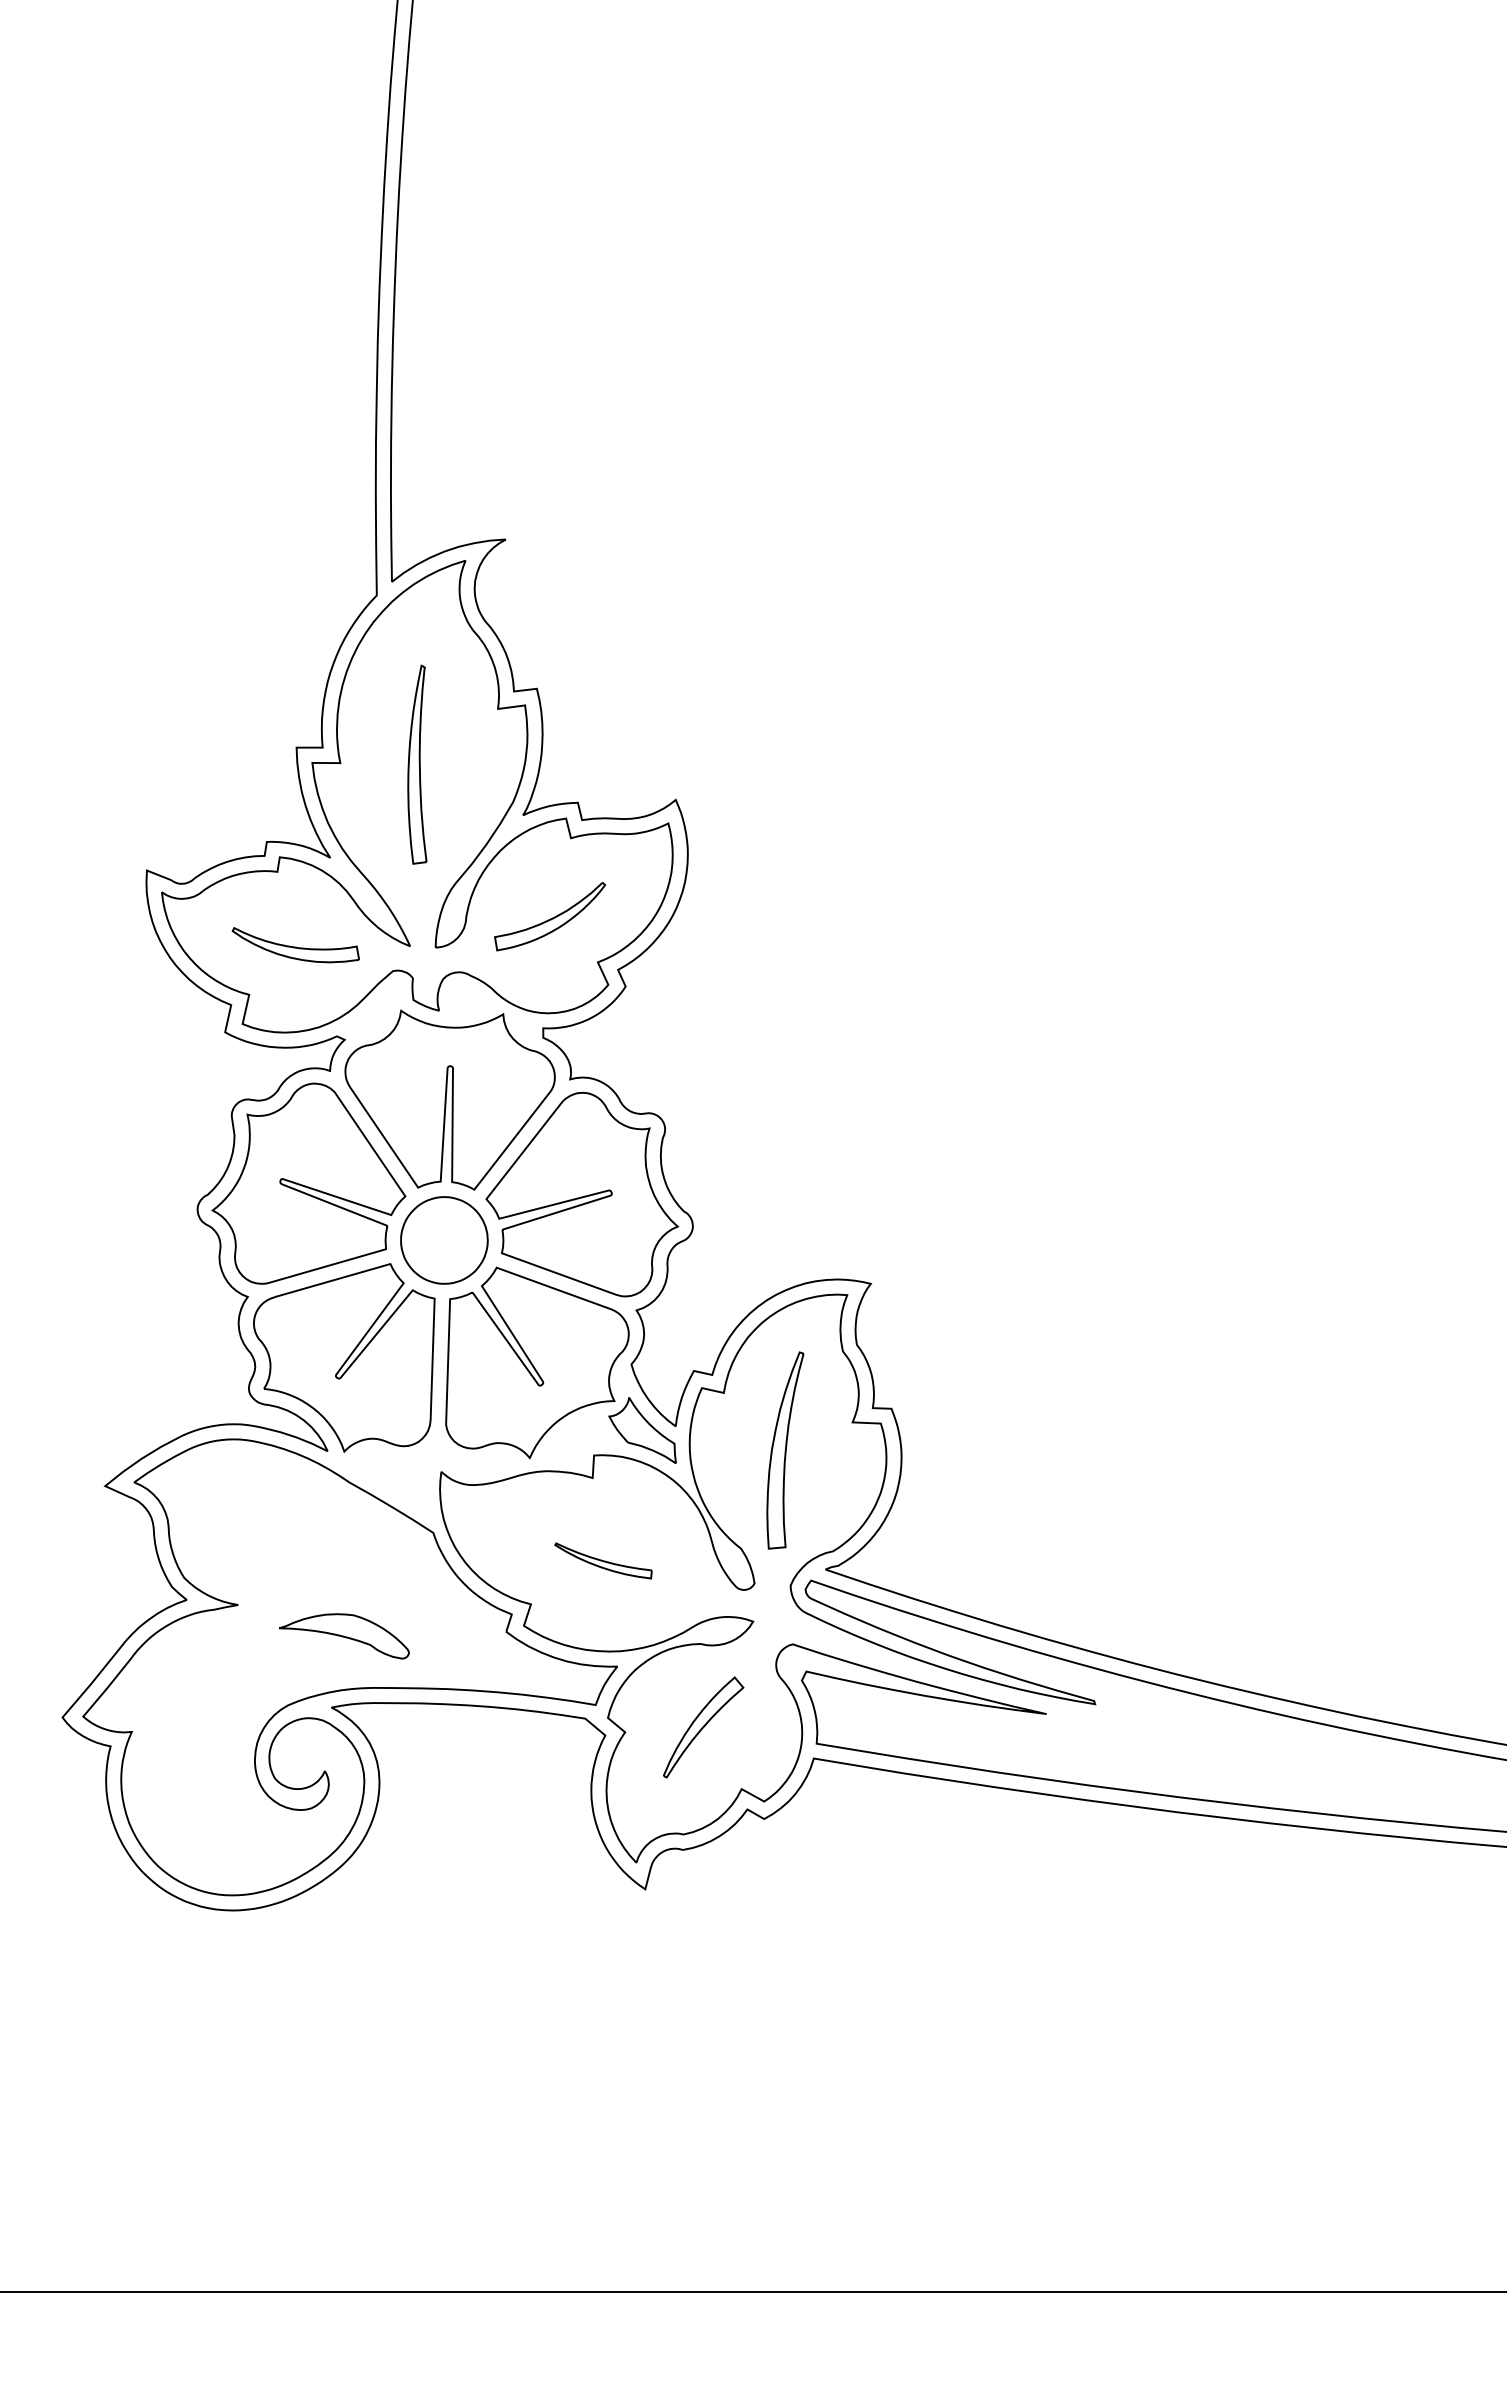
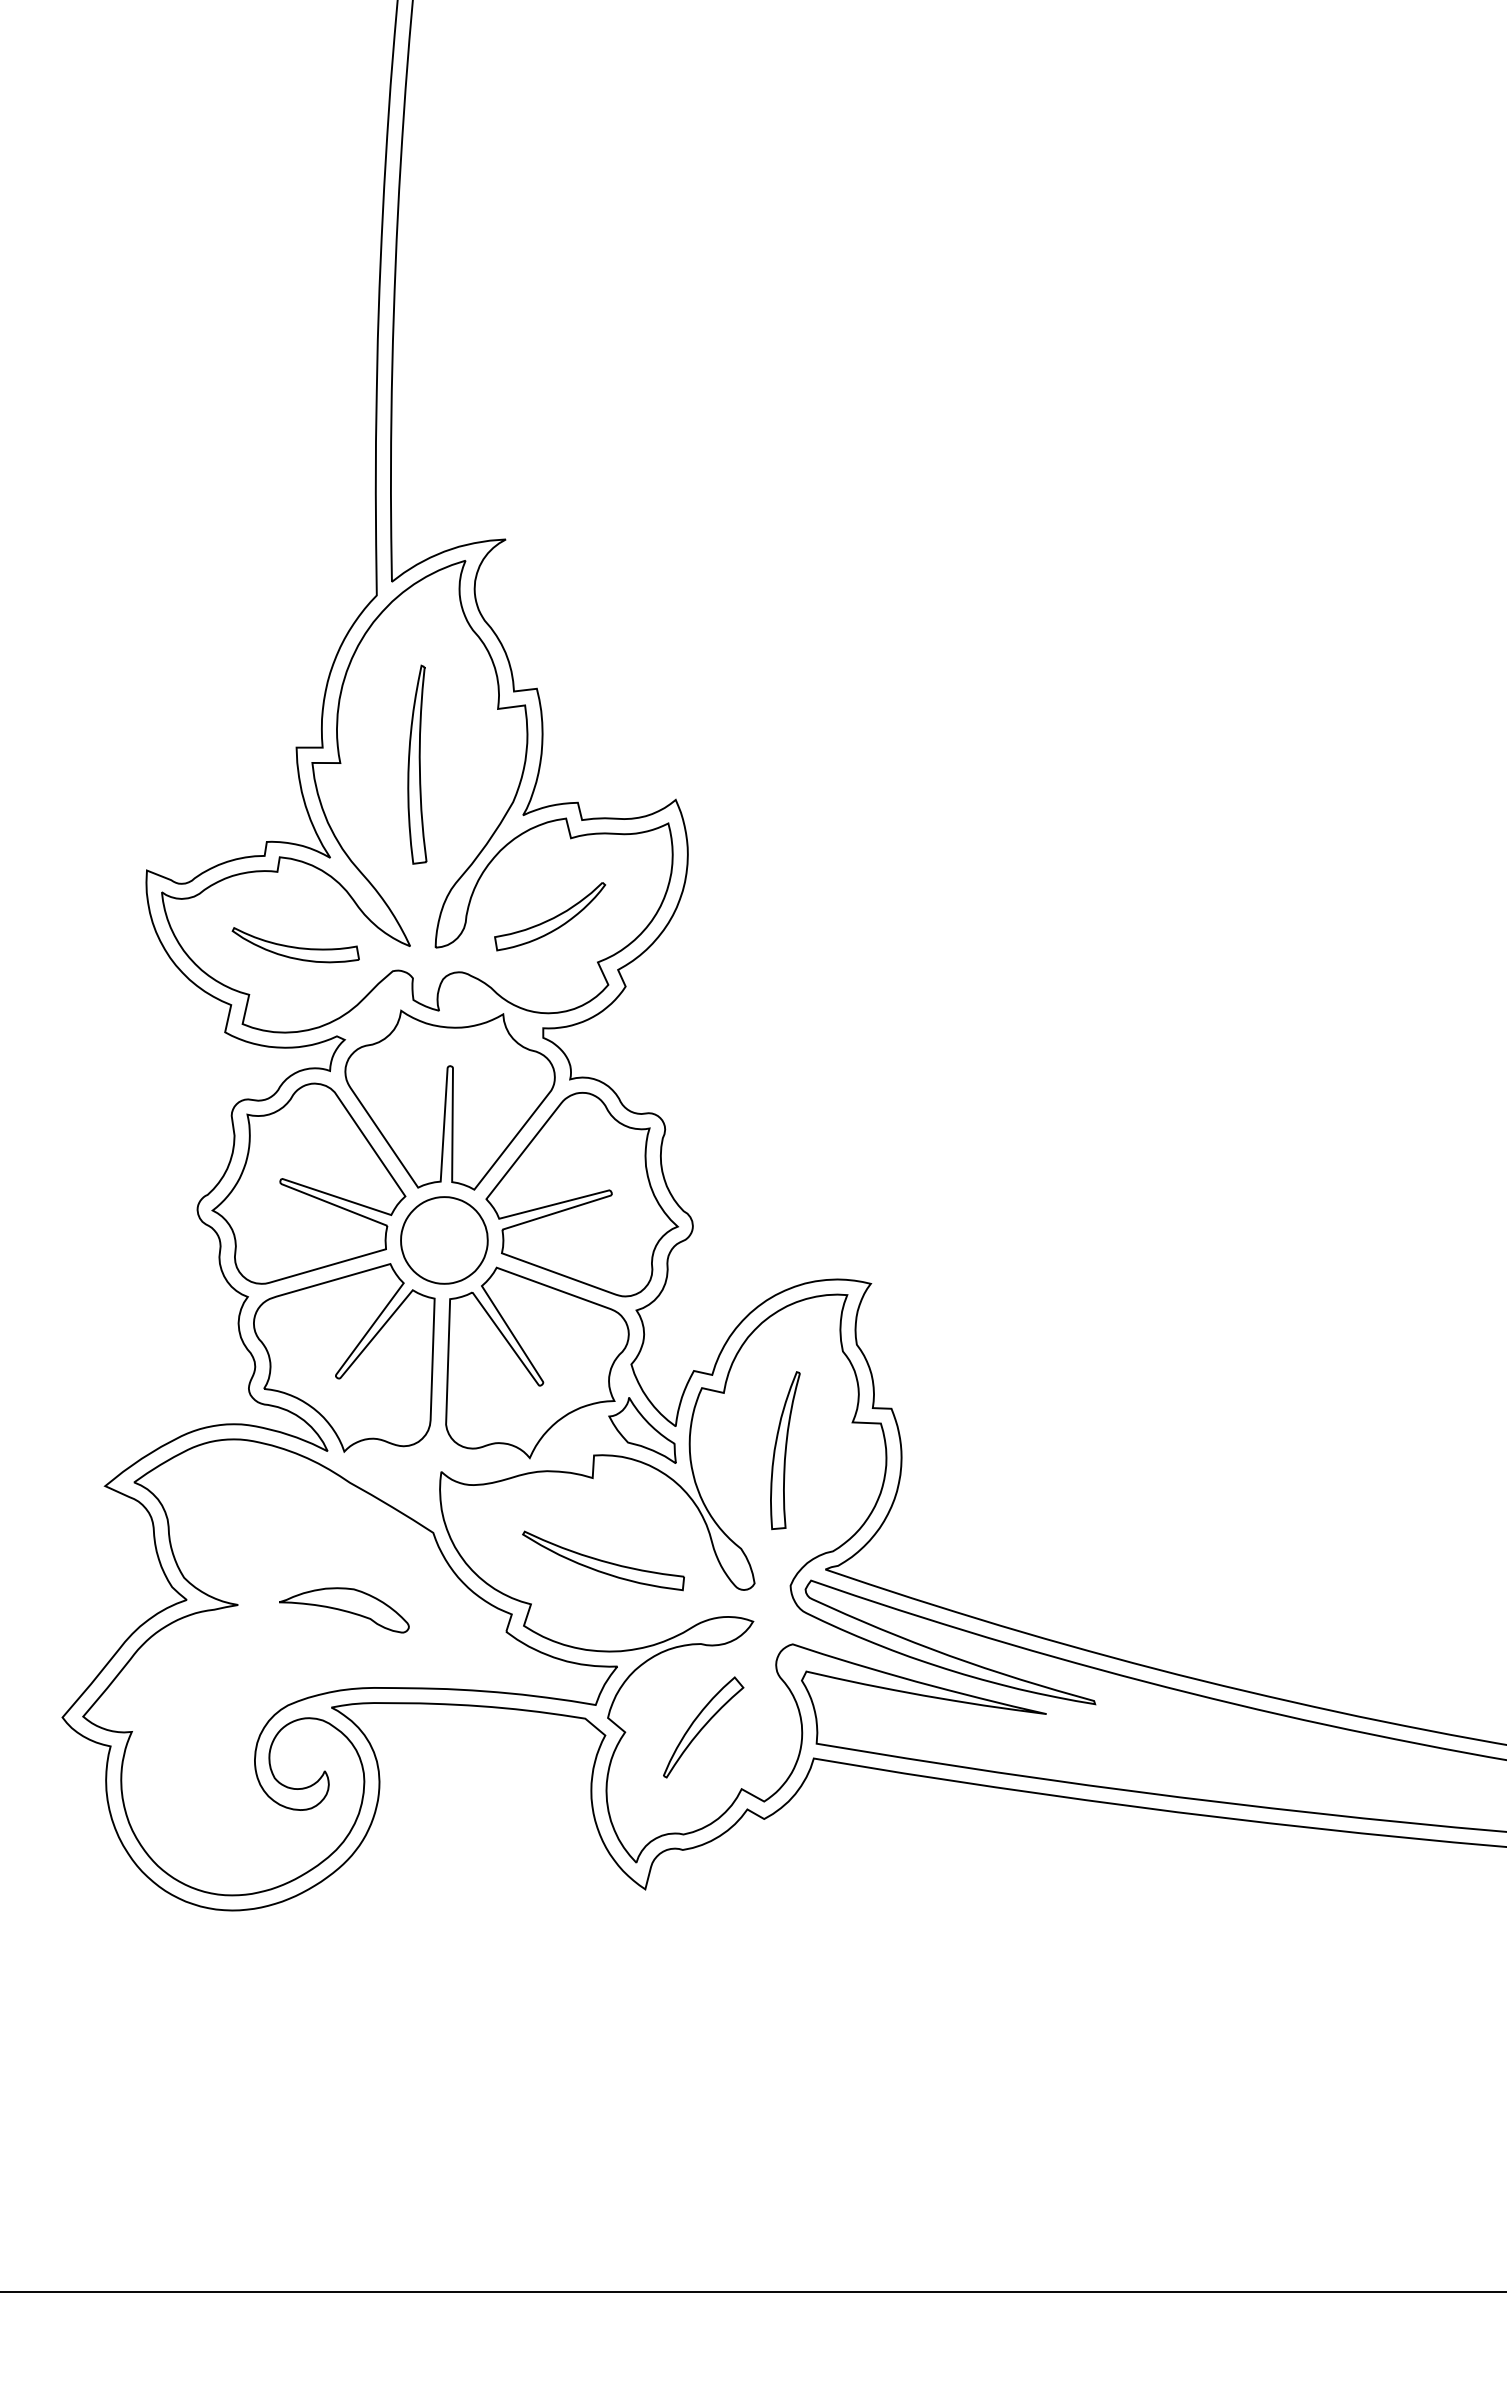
part size: 39x199 px -> 31x160 px (785, 1450)
part size: 99x38 px -> 163x62 px (603, 1560)
part position: (344, 1636) -> (344, 1610) (344, 1610)
